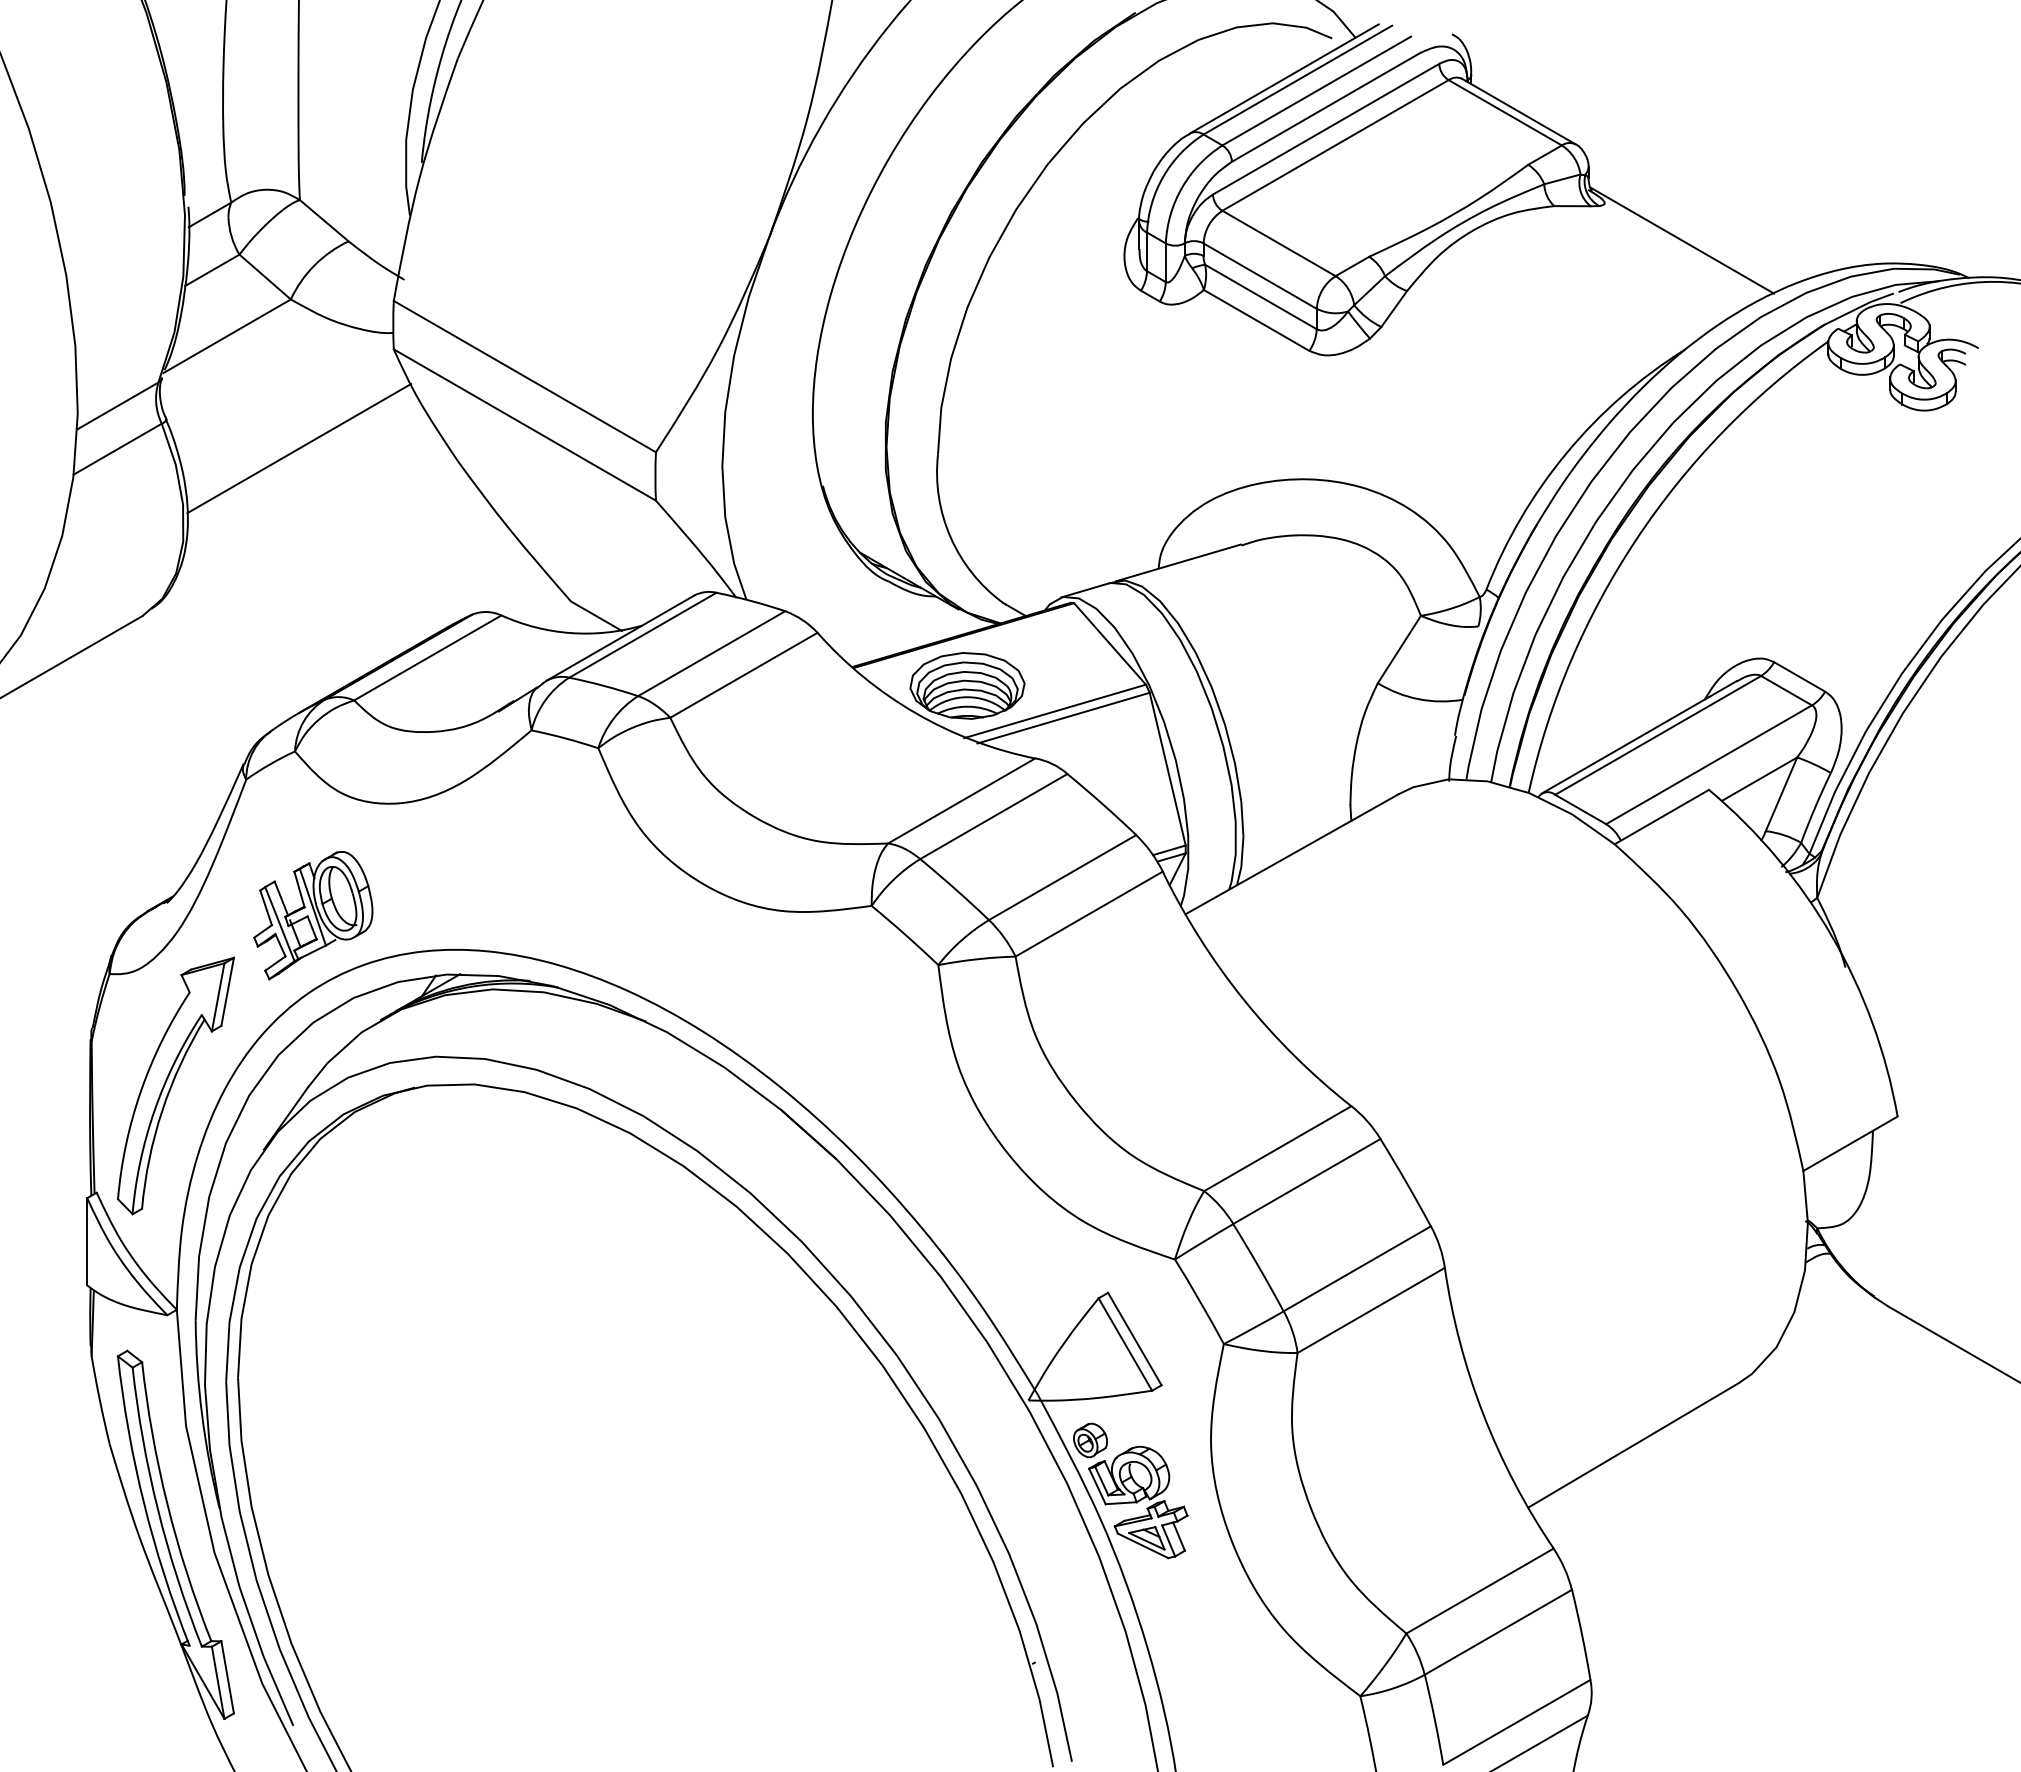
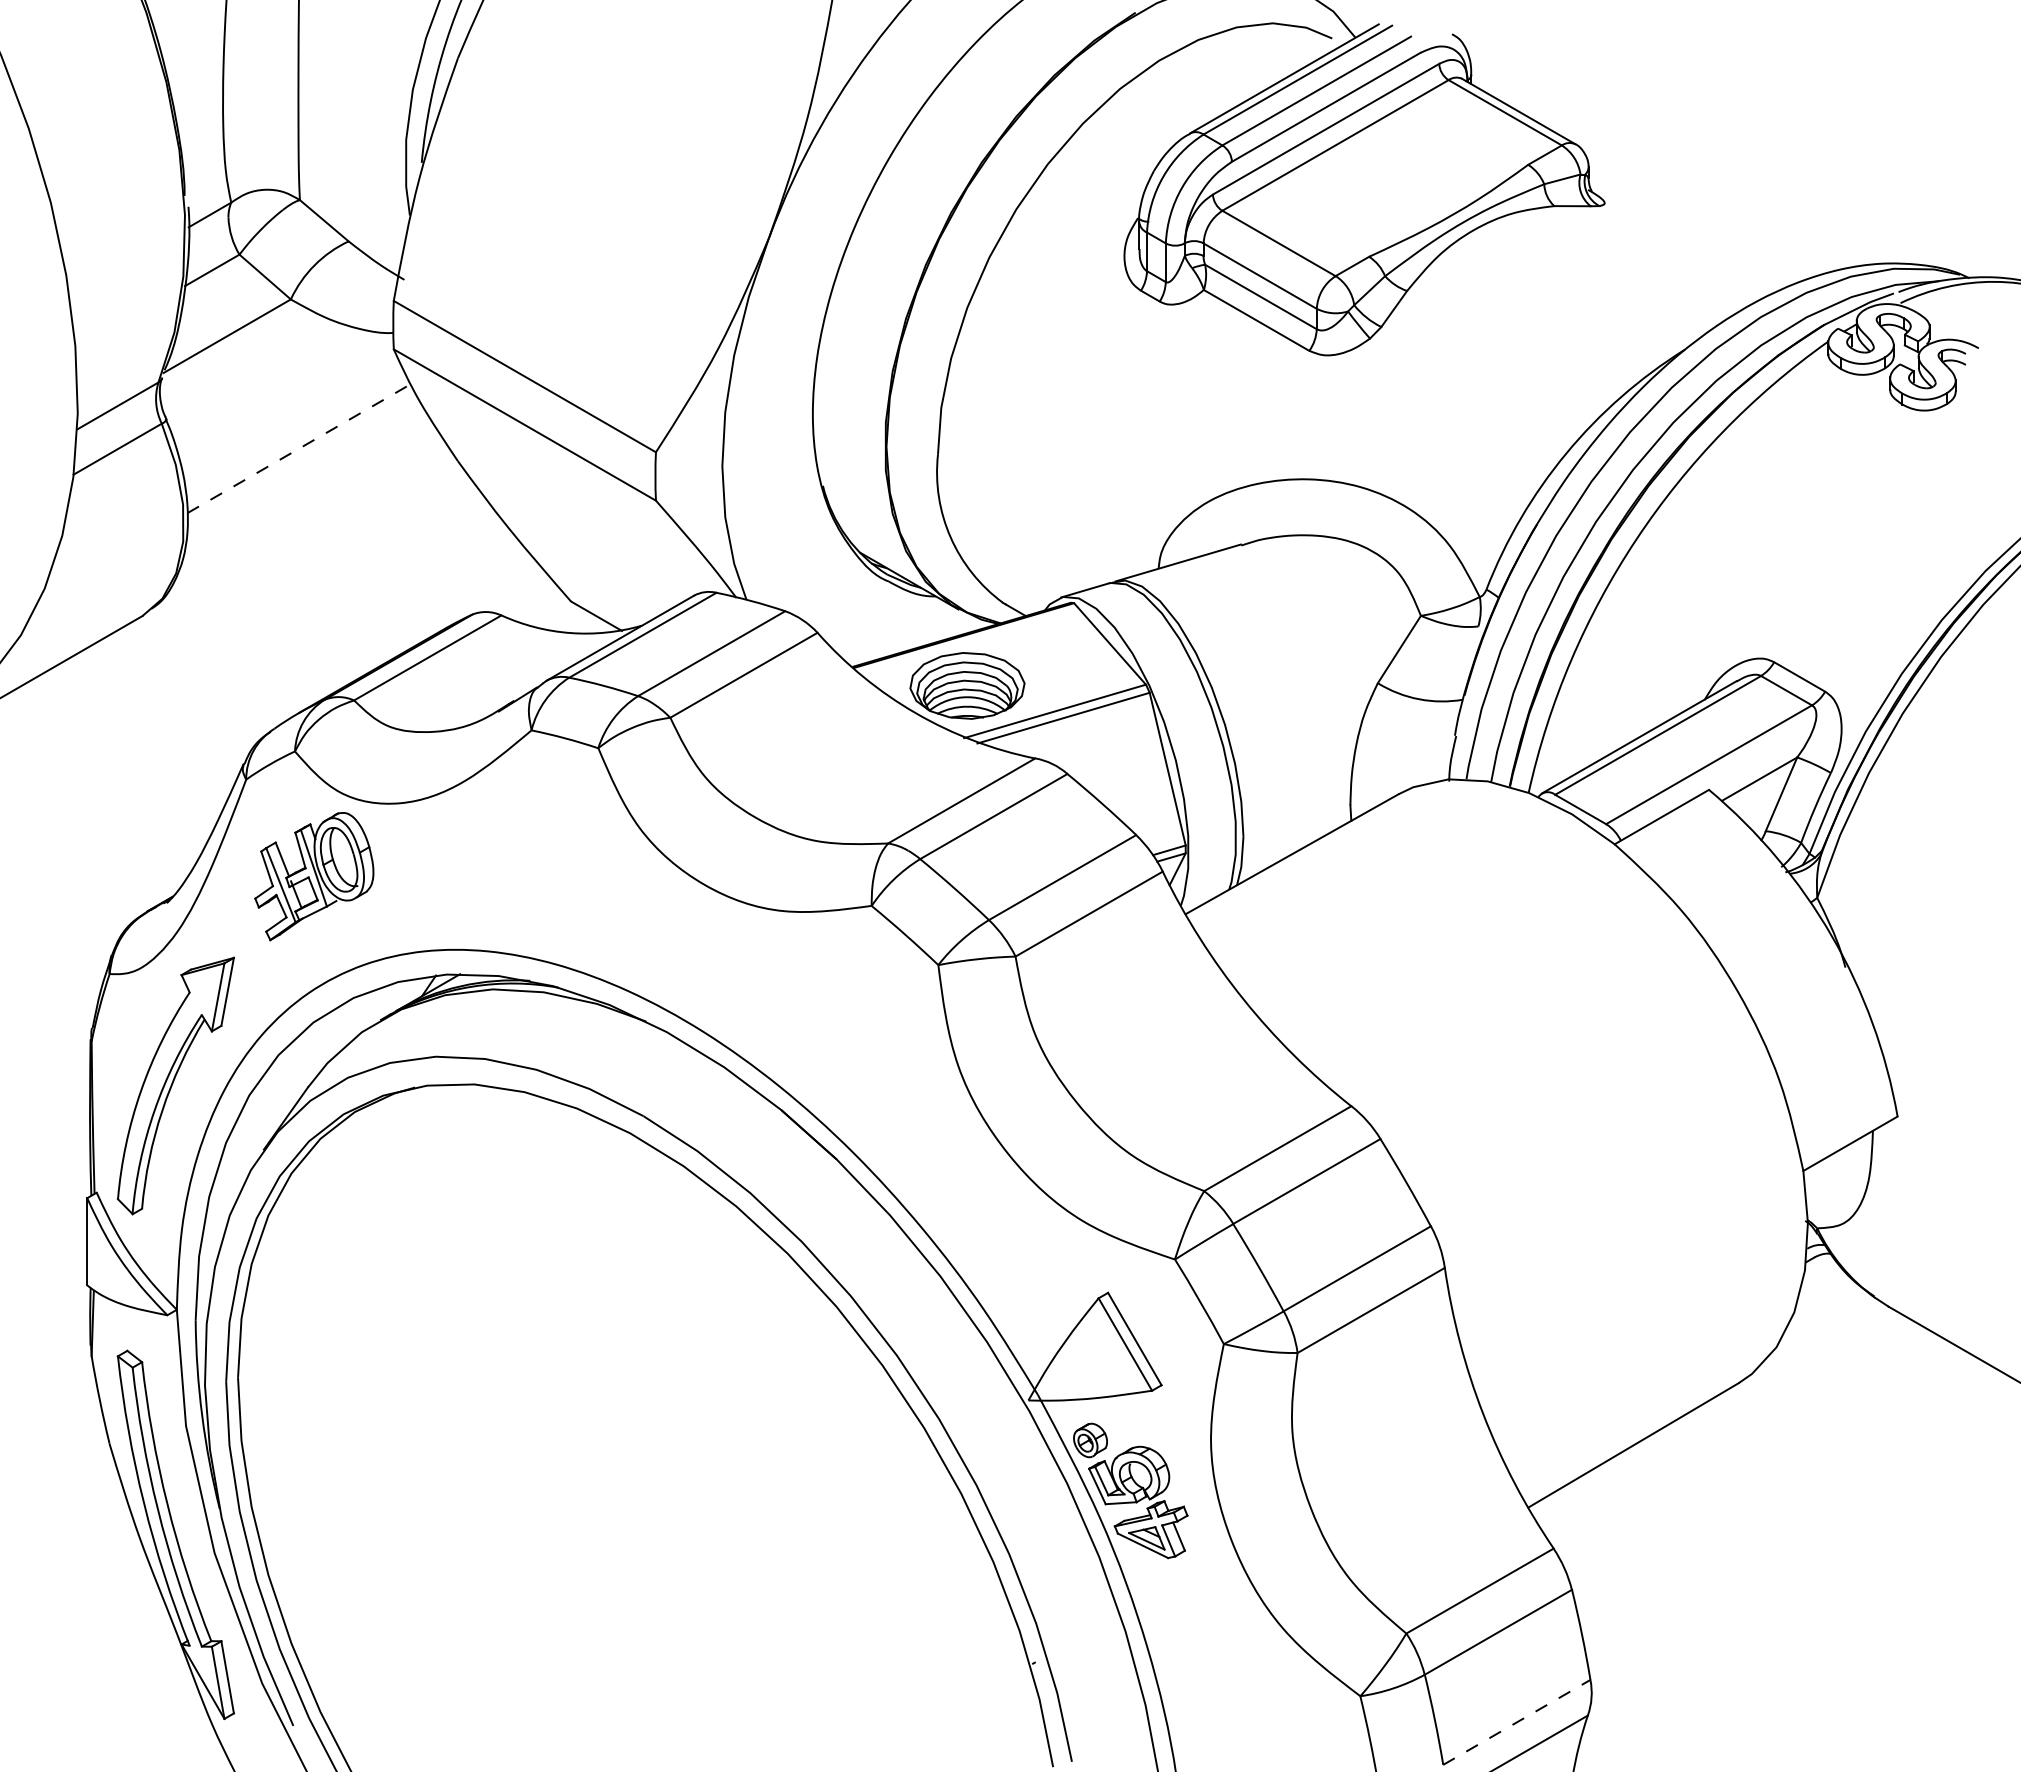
line: present -> none (1682, 240)
line: solid -> dashed (299, 448)
part position: (313, 915) -> (314, 876) (314, 876)
line: solid -> dashed (1516, 1722)
